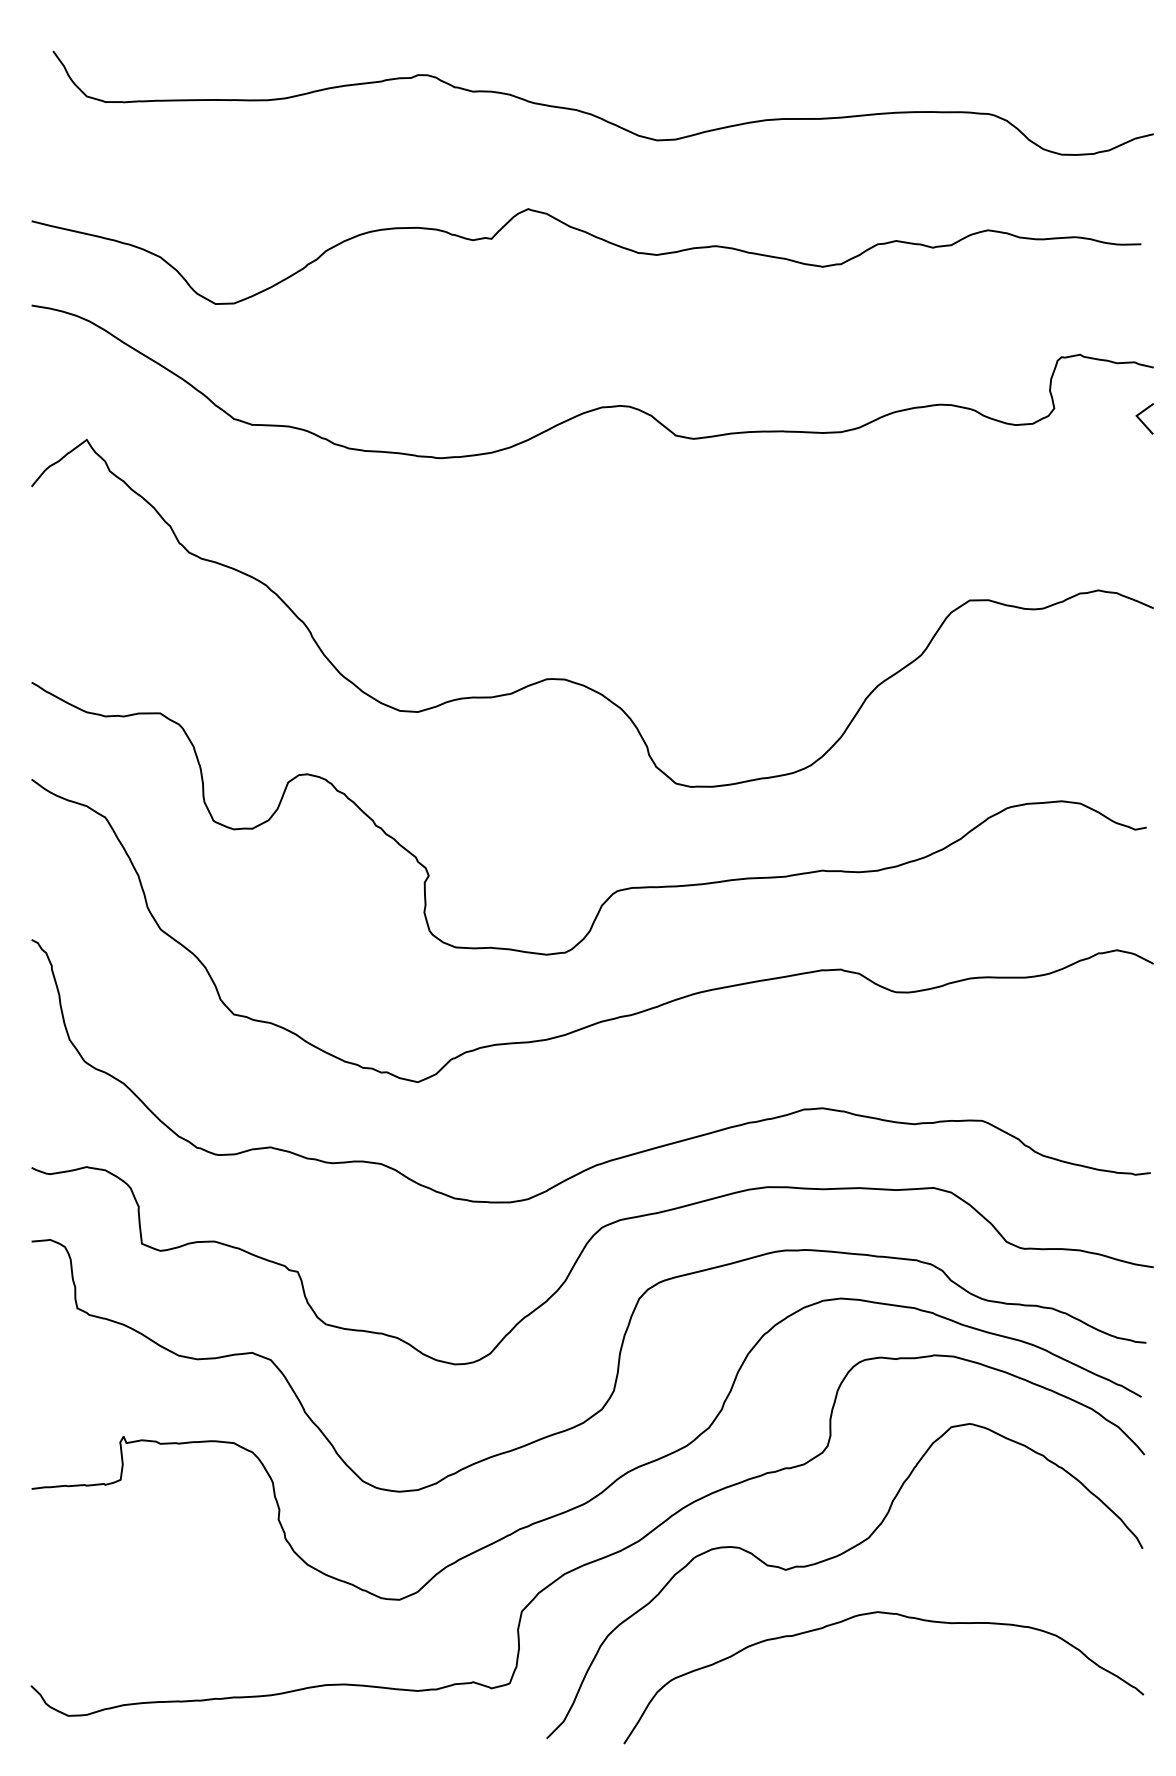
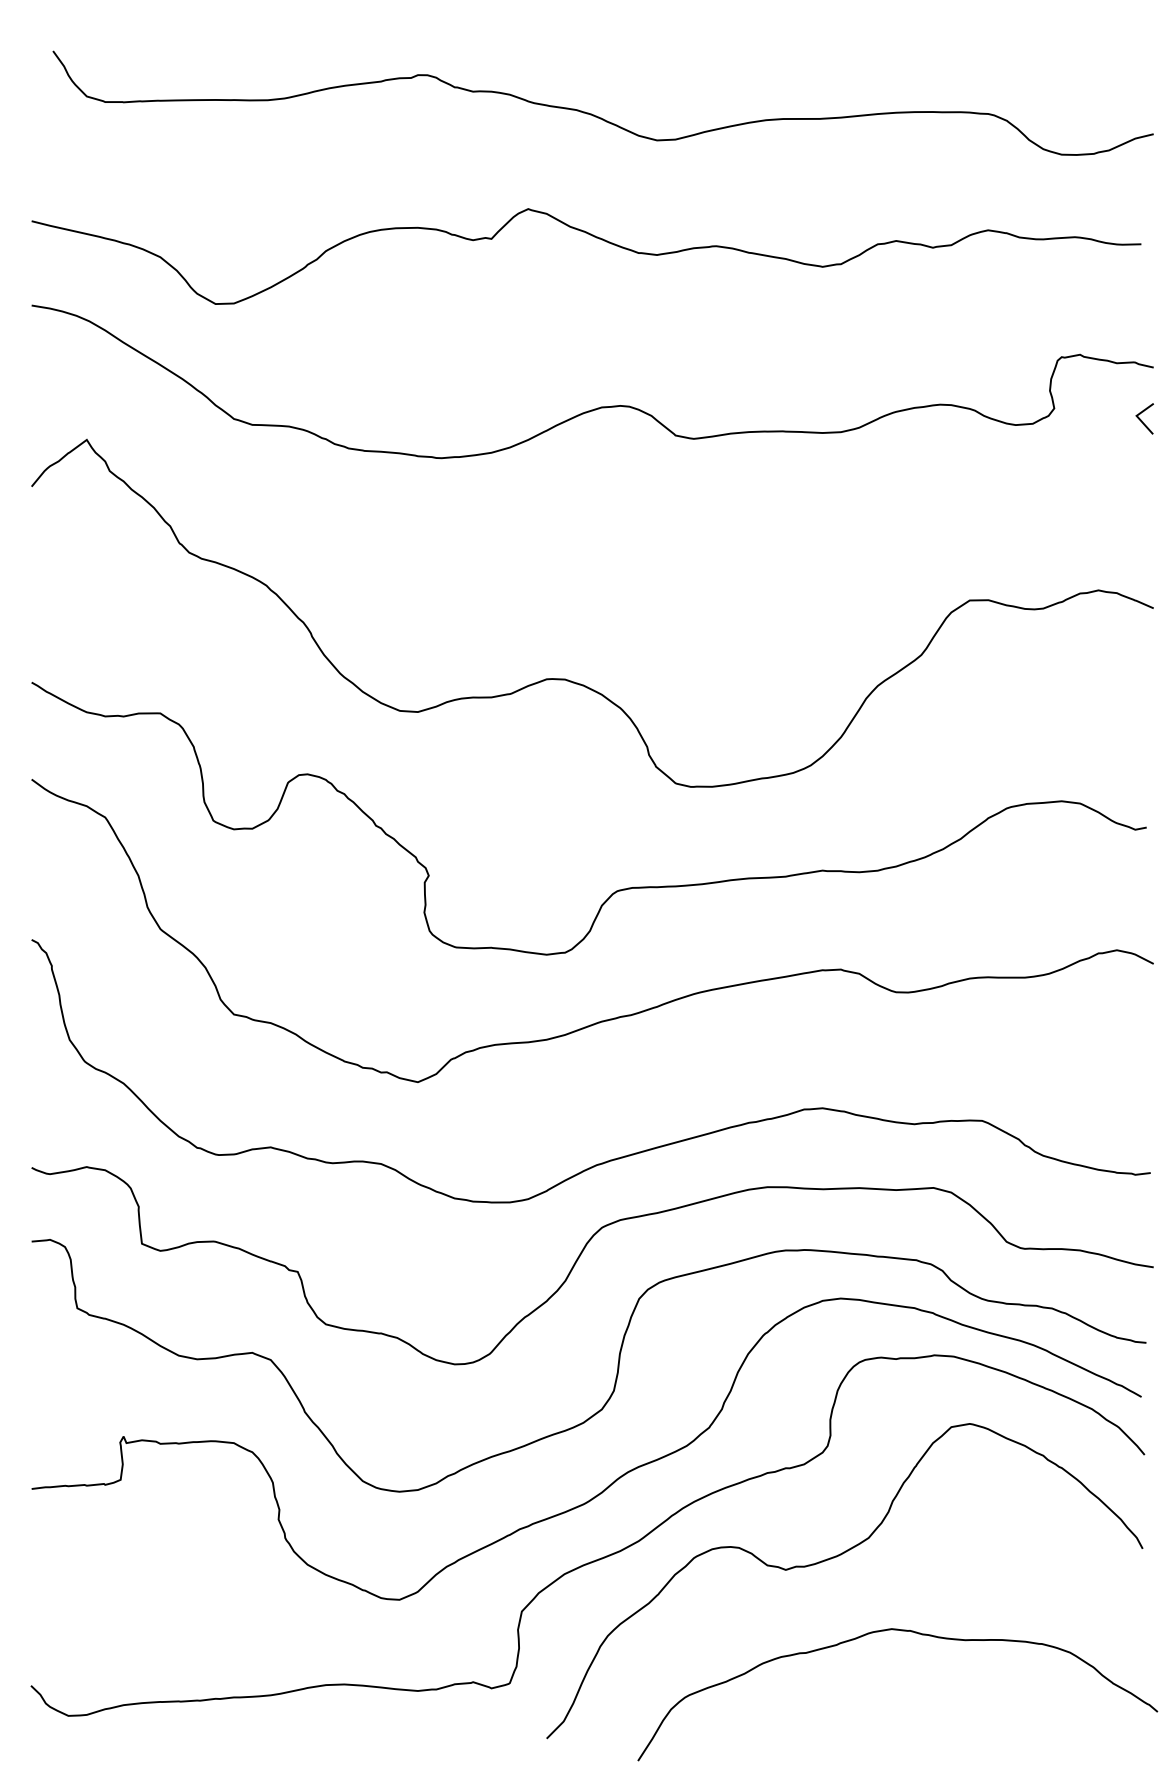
curve position: (887, 1614) -> (901, 1631) (901, 1631)
